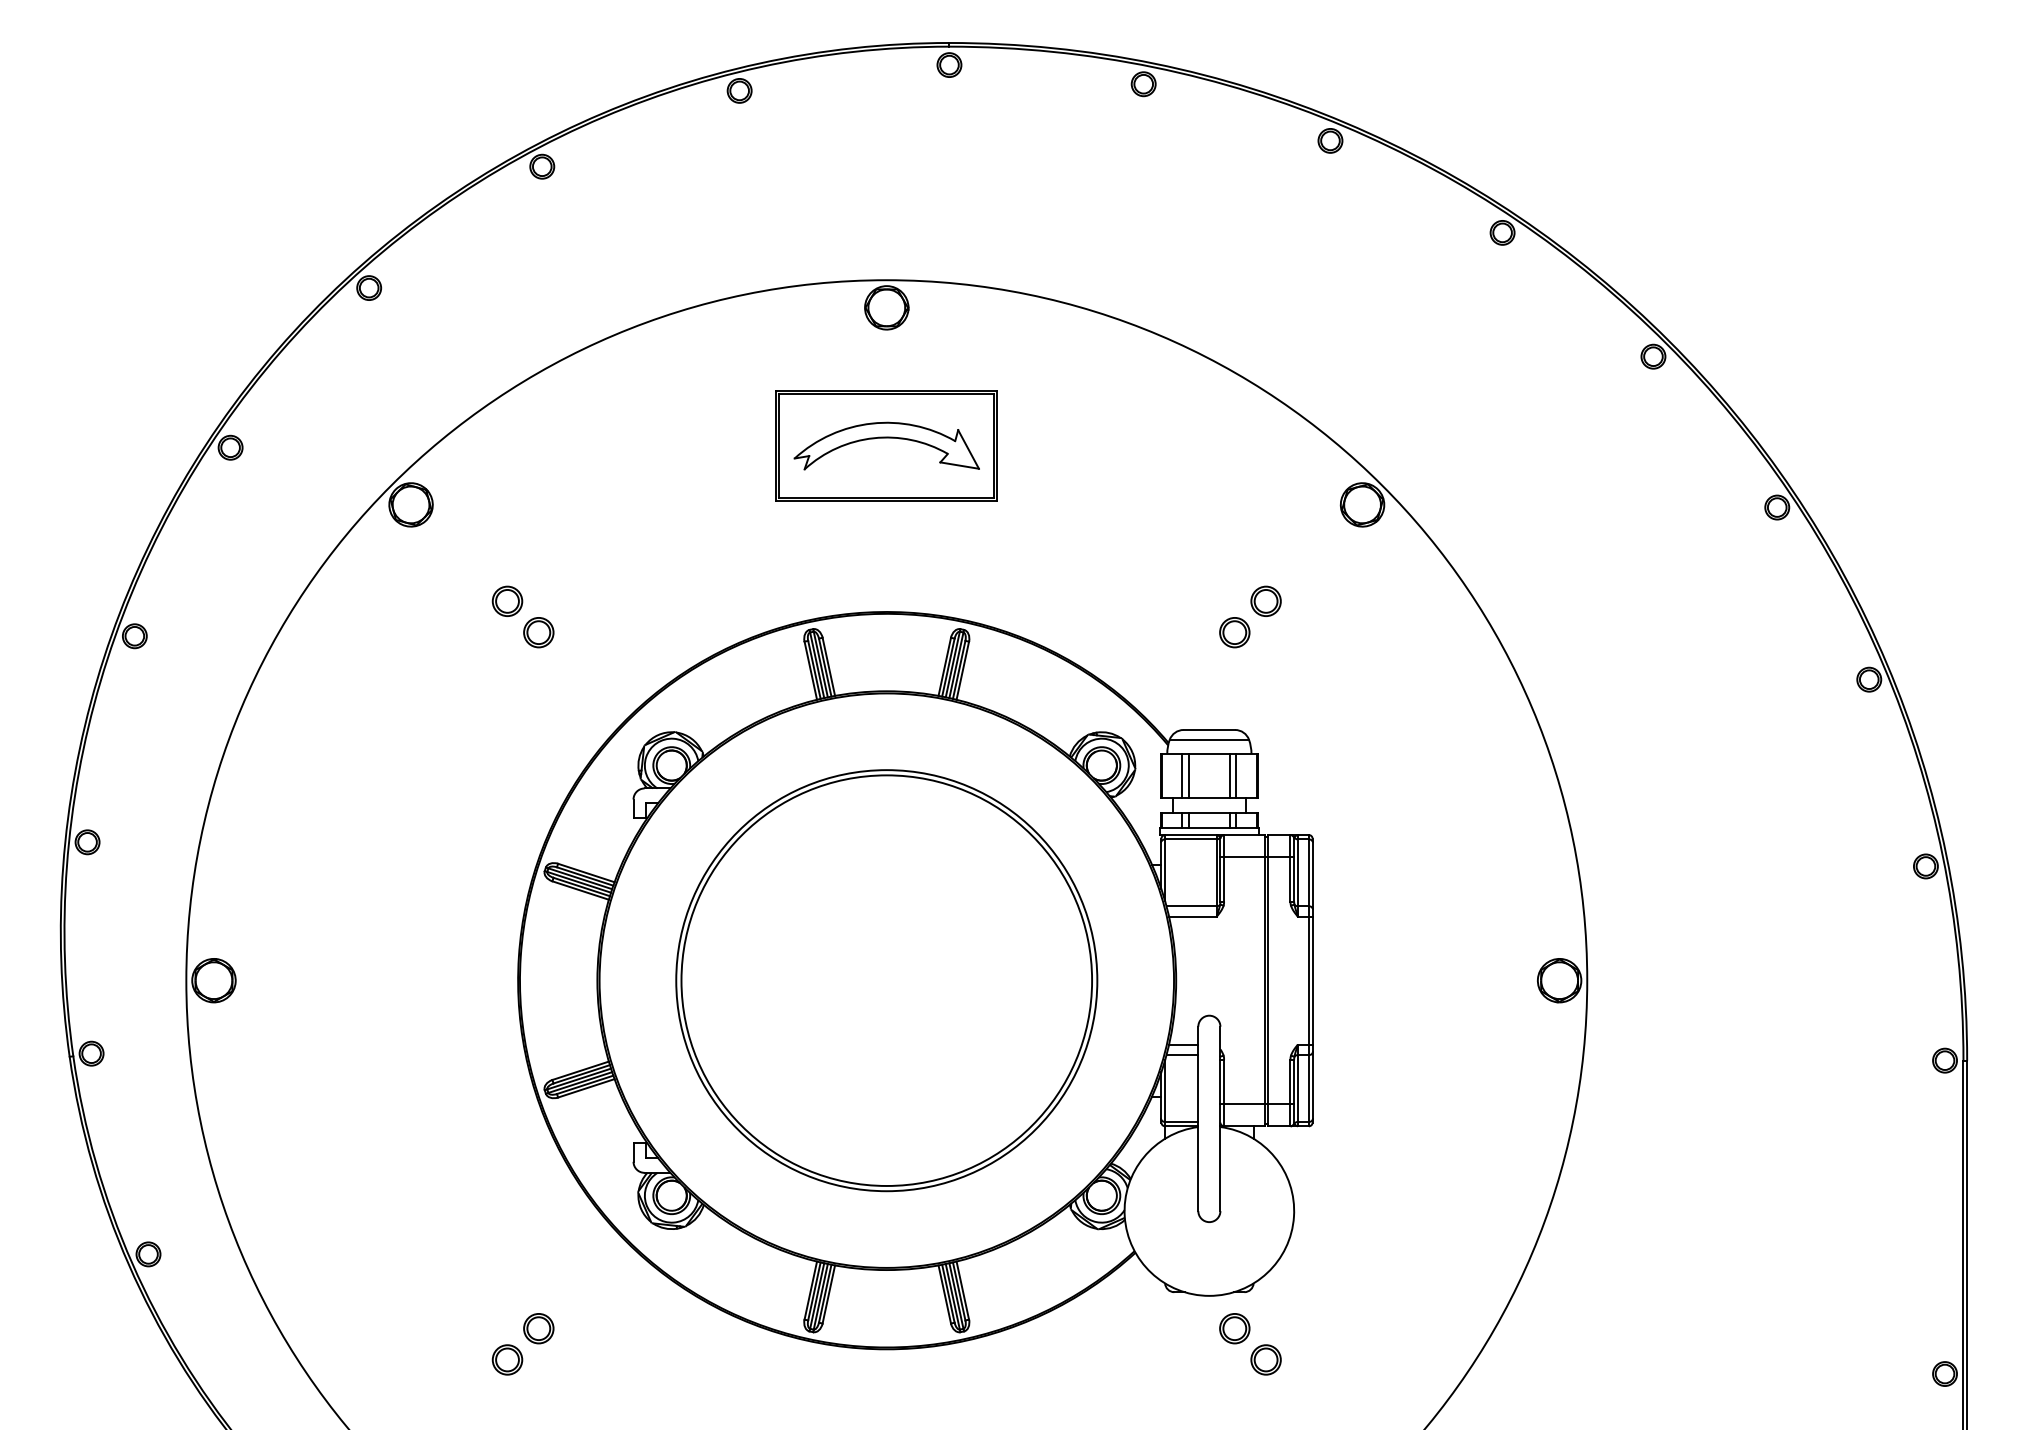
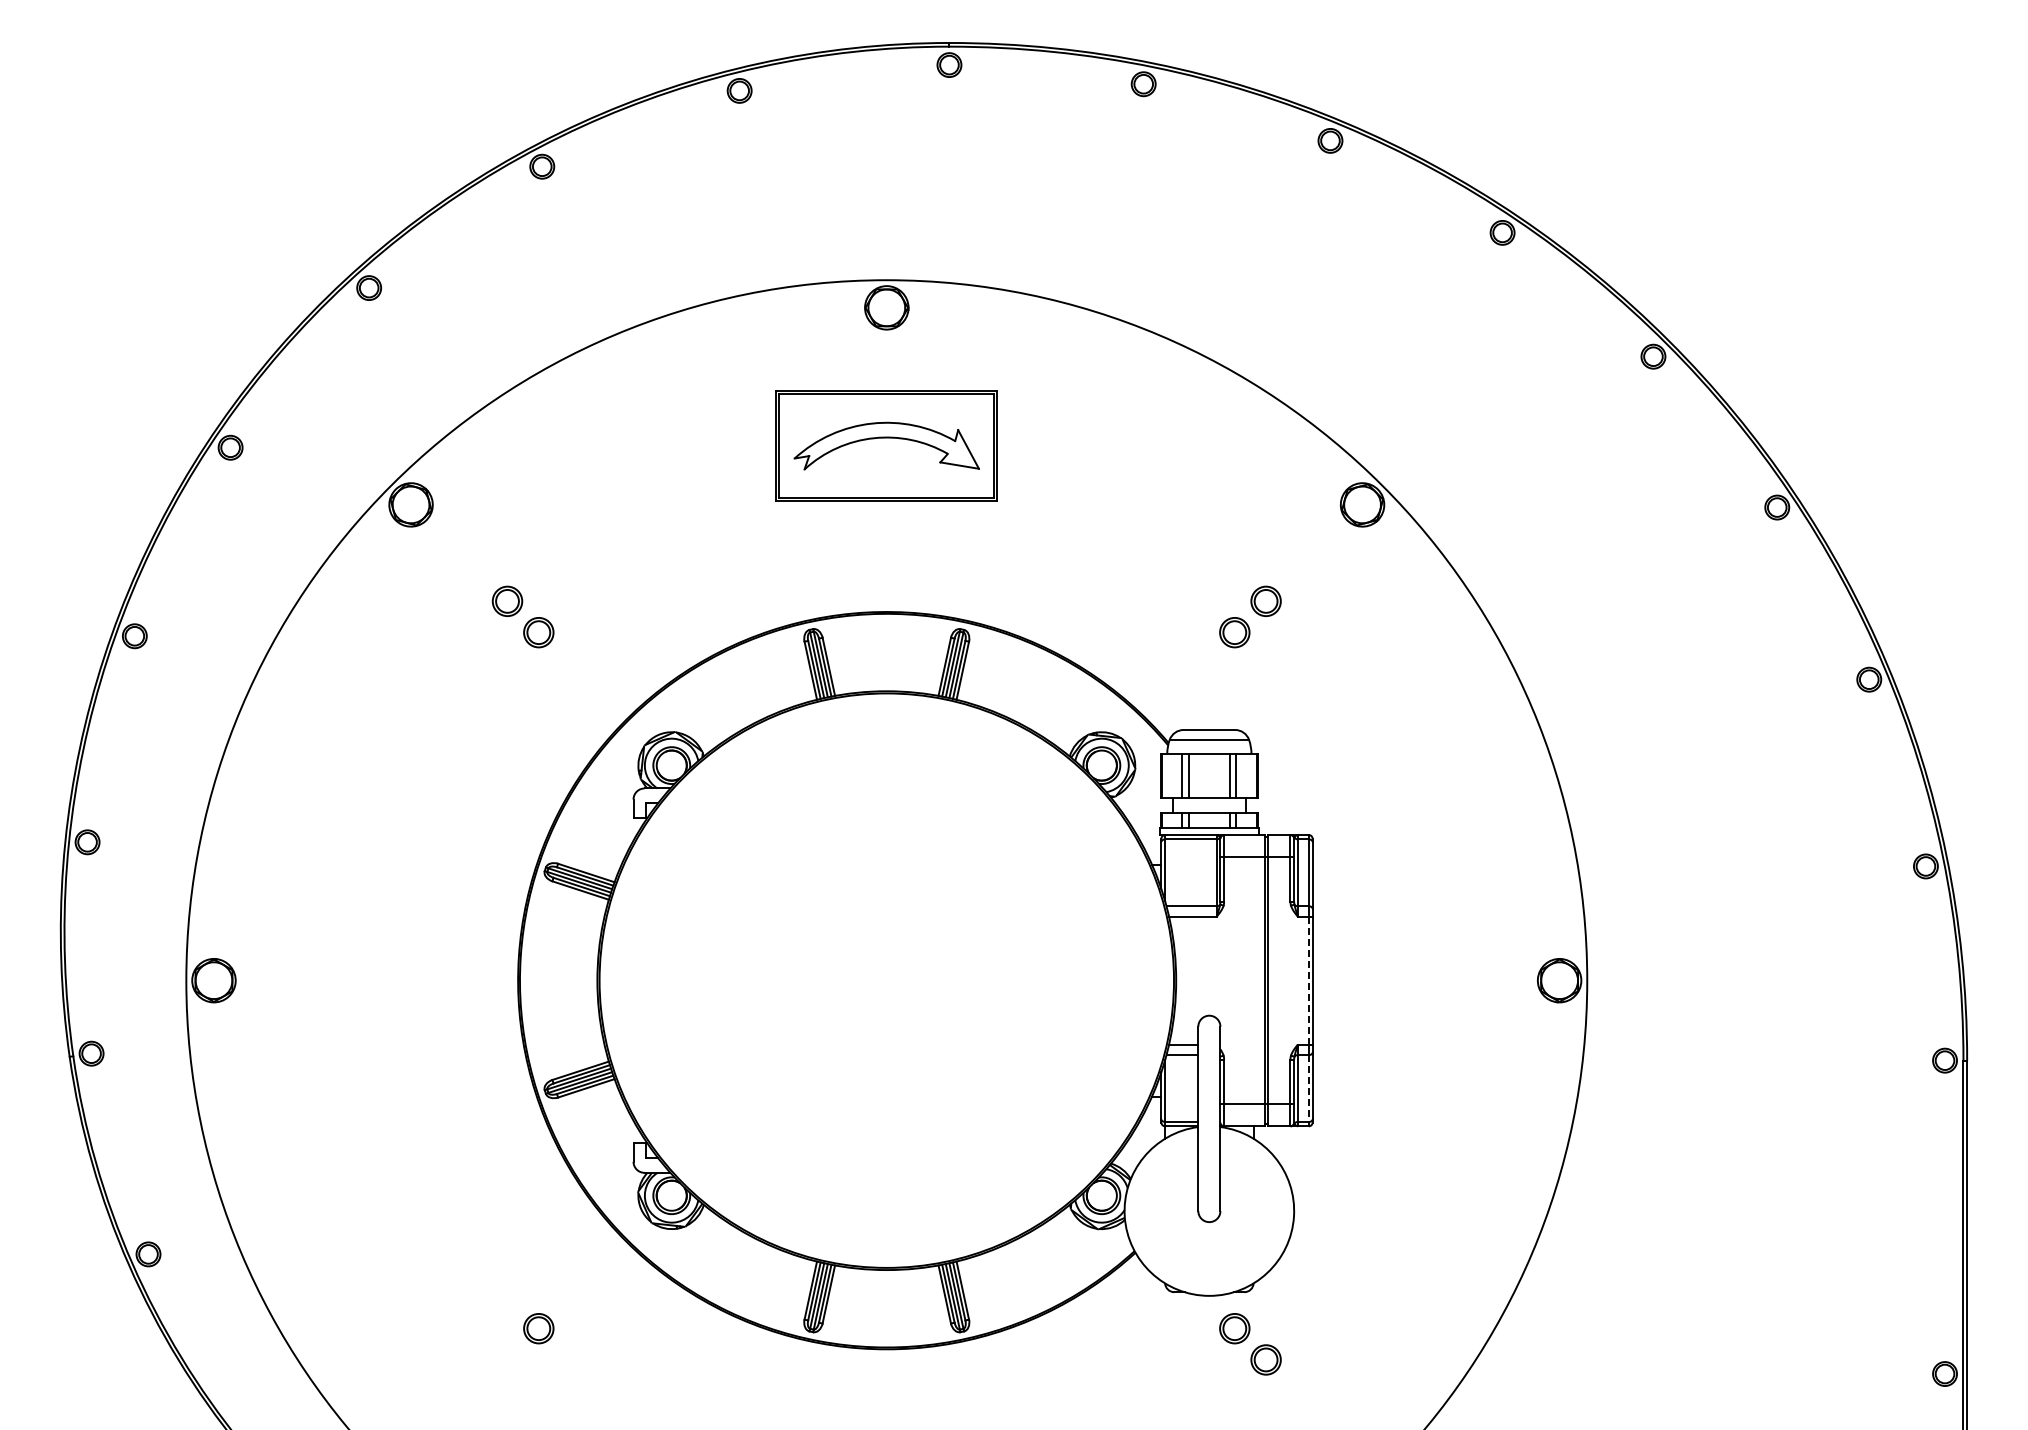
part: present -> none (886, 980)
line: solid -> dashed (1308, 980)
line: solid -> dashed (1308, 1089)
part: present -> none (507, 1359)
